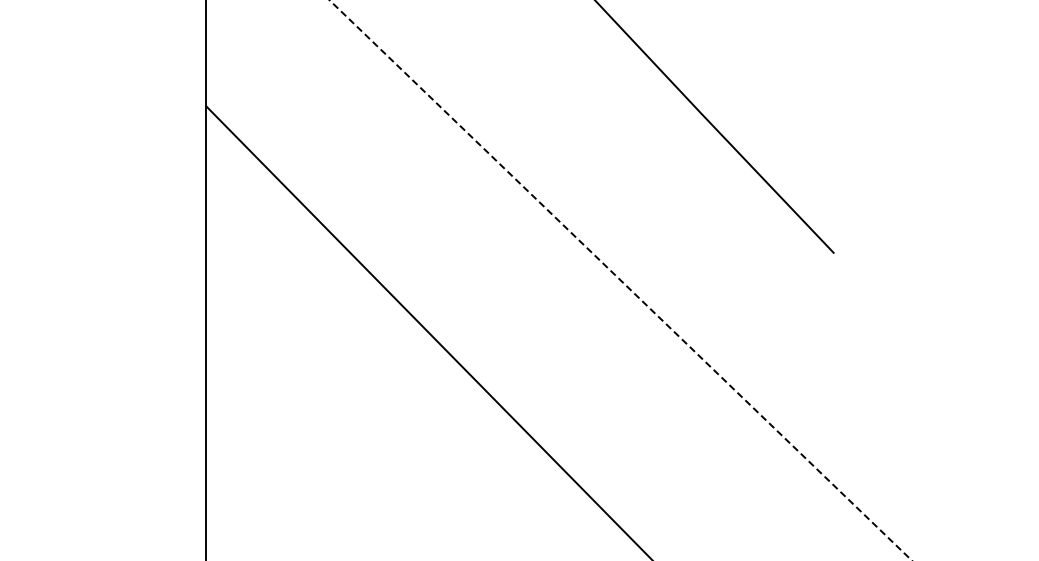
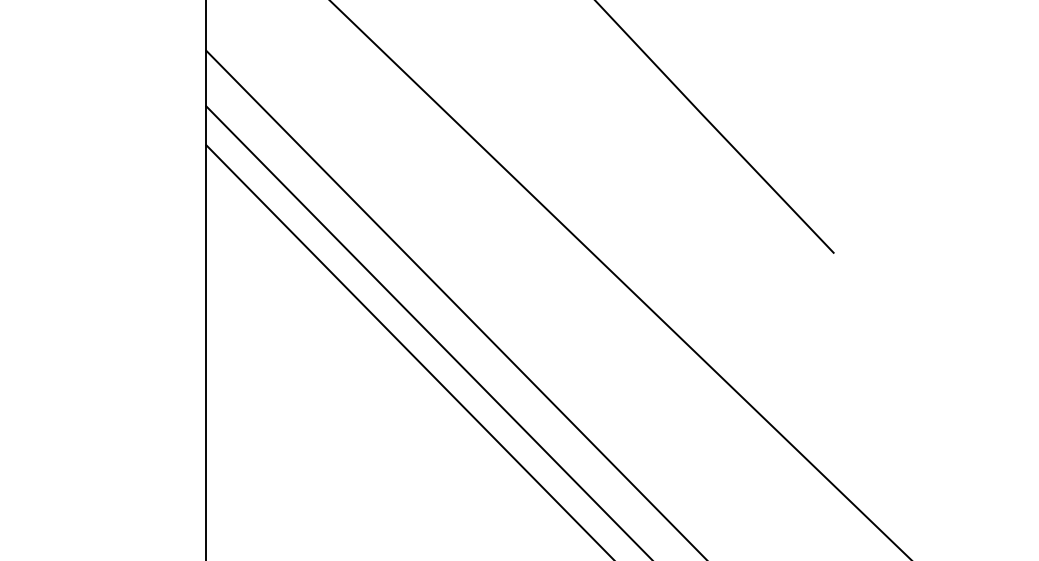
line: dashed -> solid (620, 280)
line: none -> present (455, 303)
line: none -> present (408, 351)
